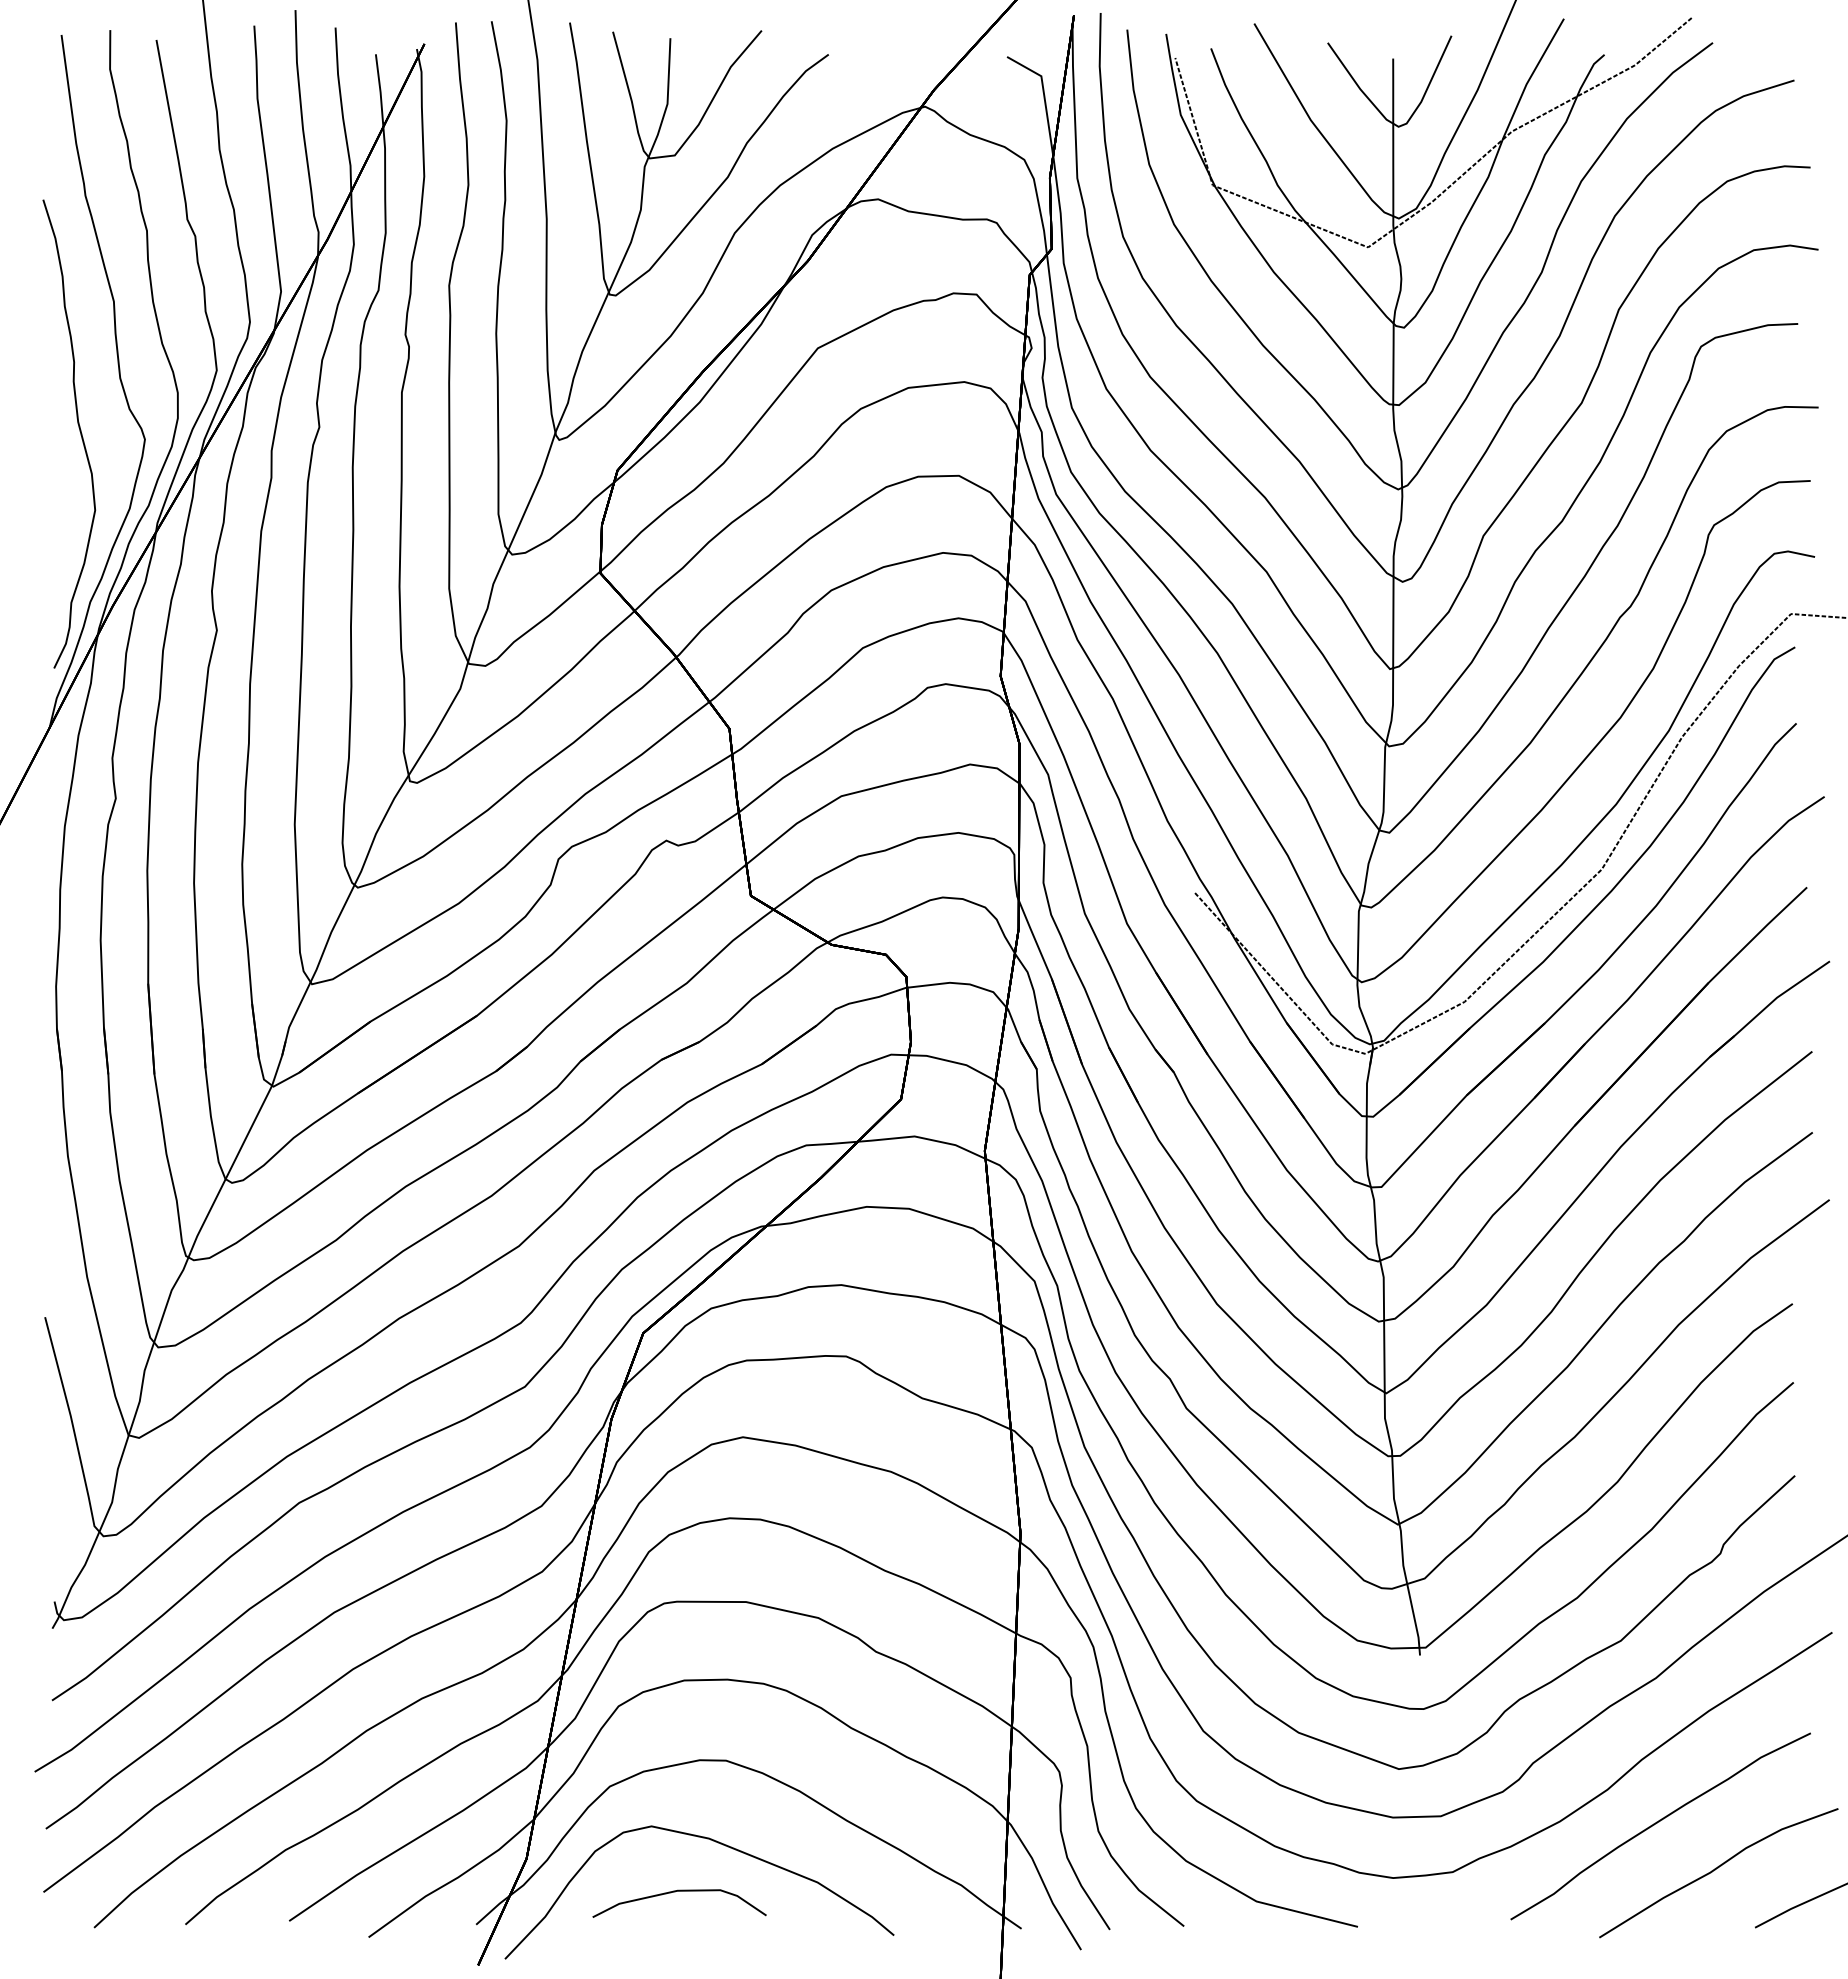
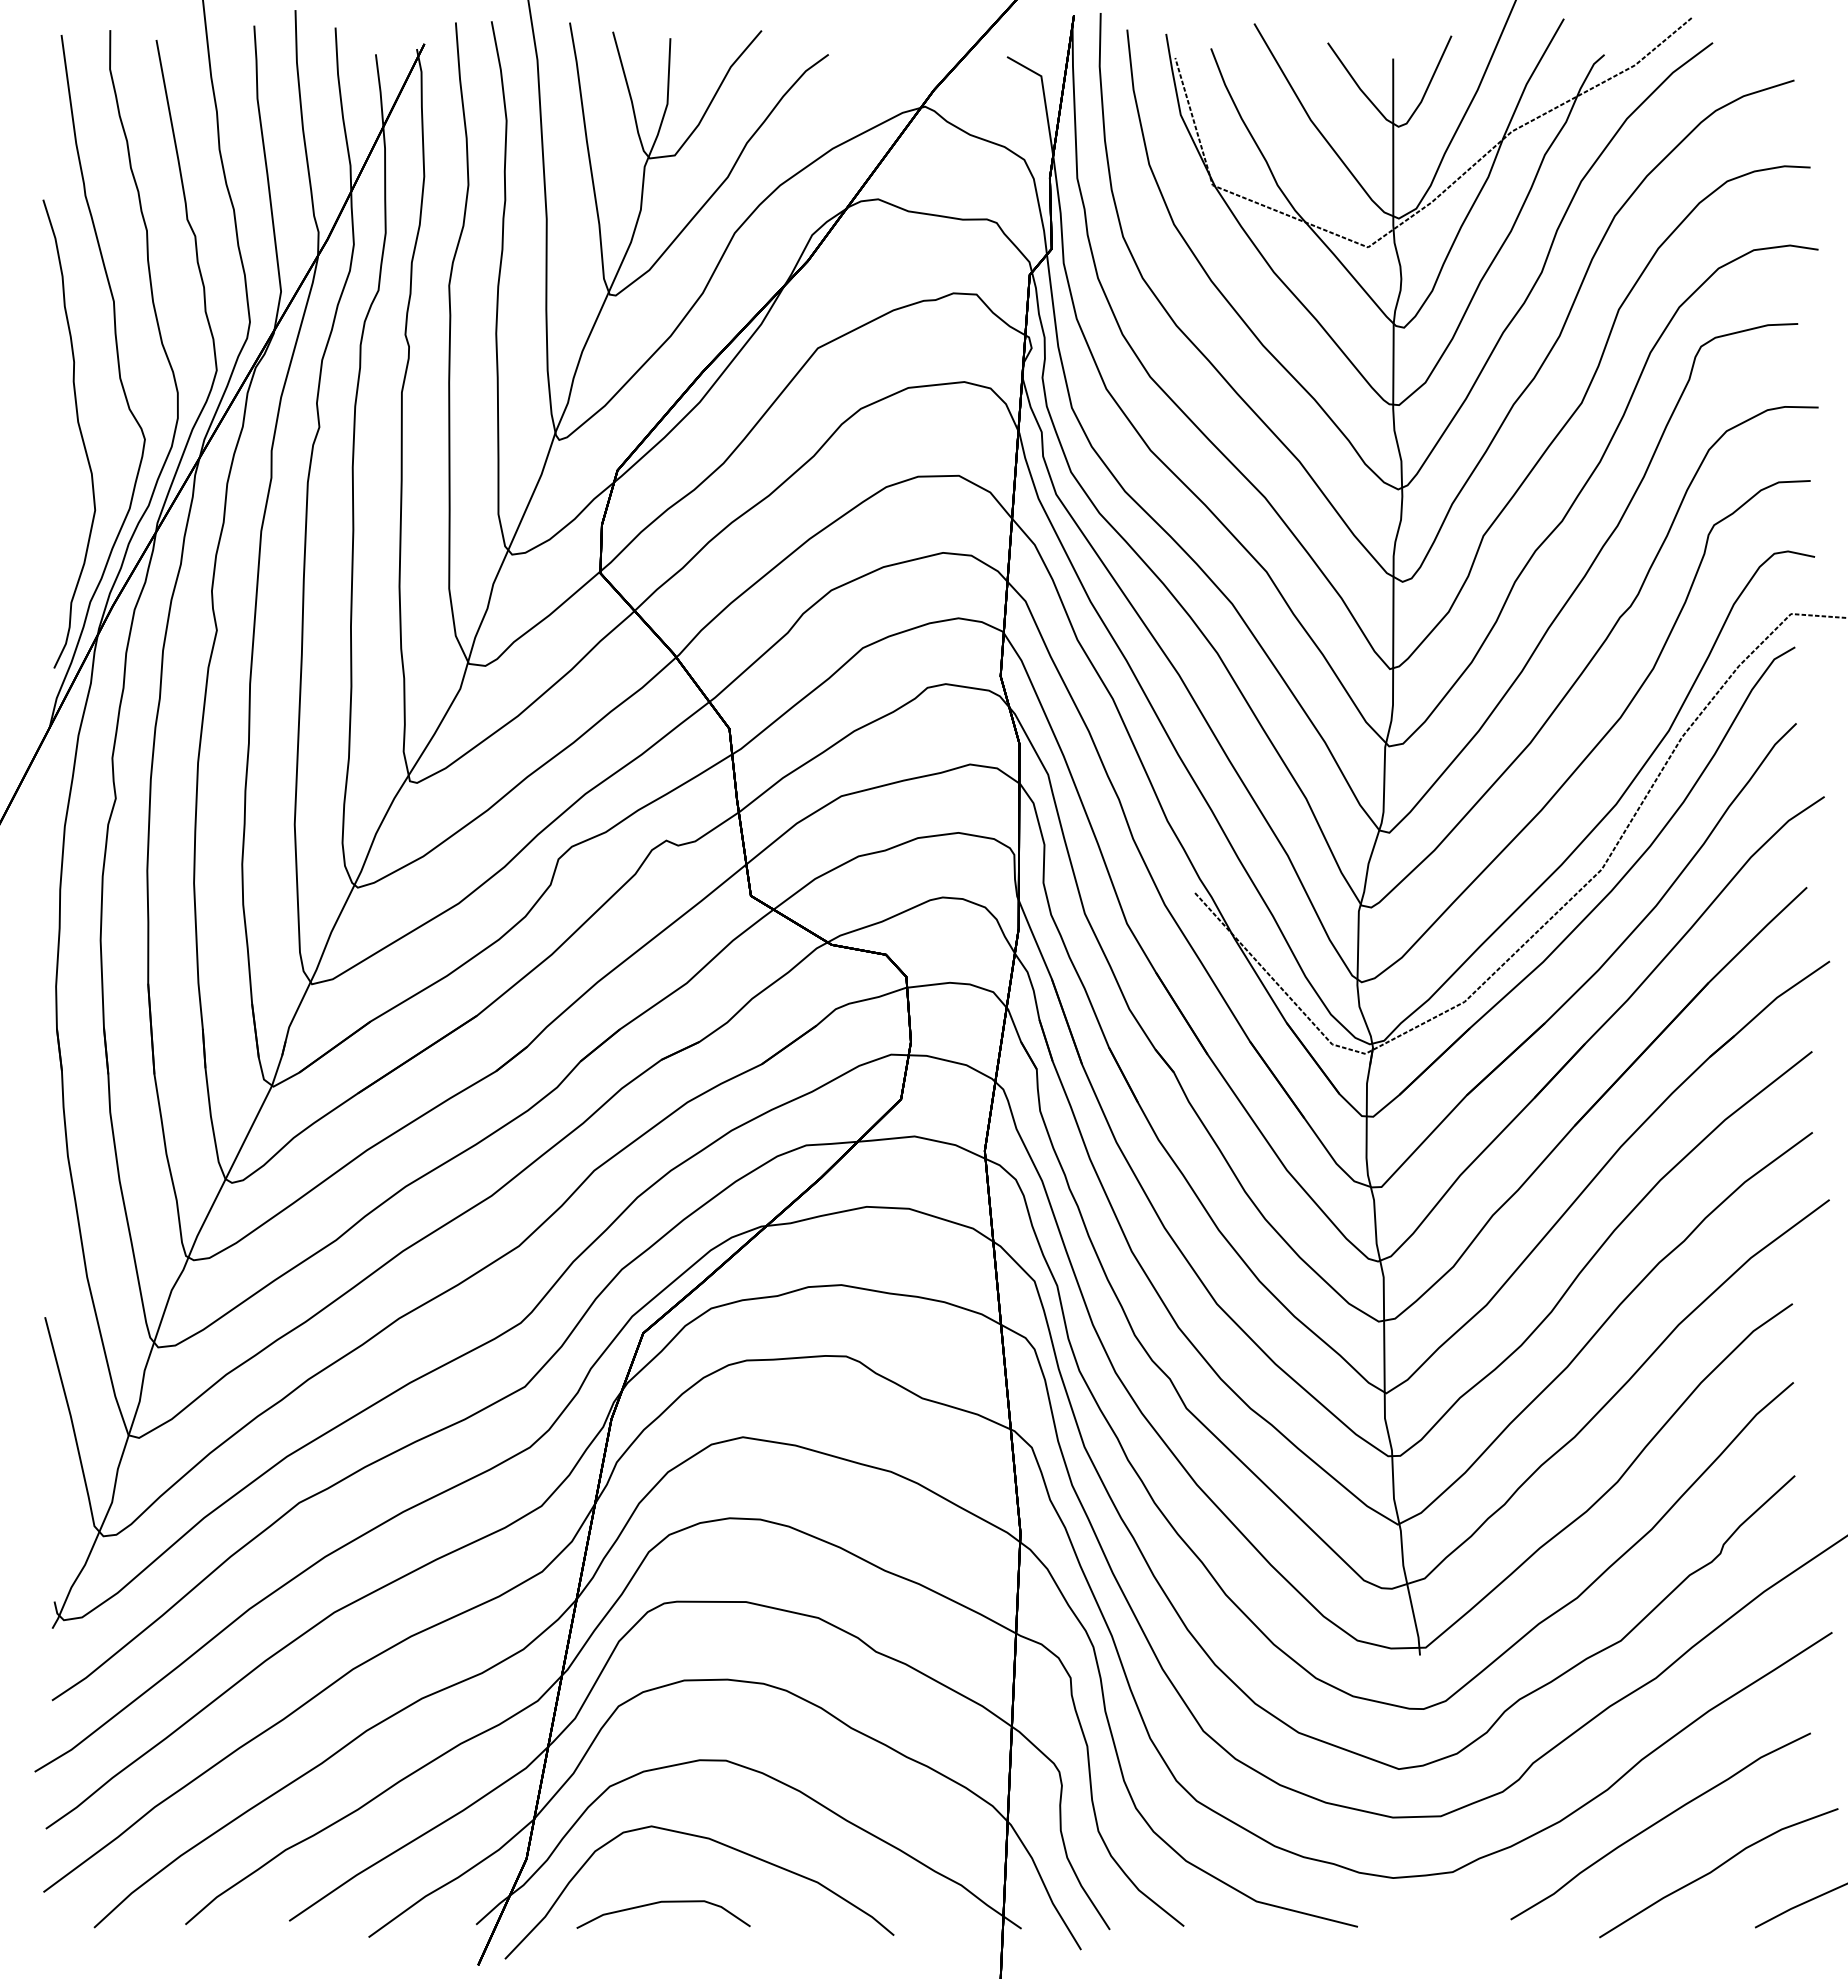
curve position: (675, 1892) -> (659, 1903) (659, 1903)
